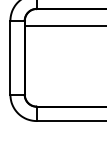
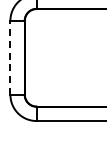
line: present -> none (63, 25)
line: solid -> dashed (10, 57)
